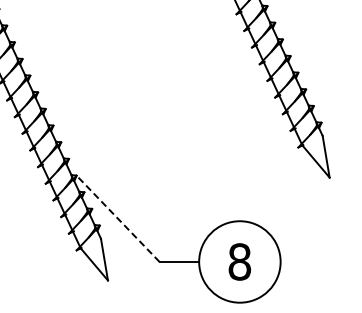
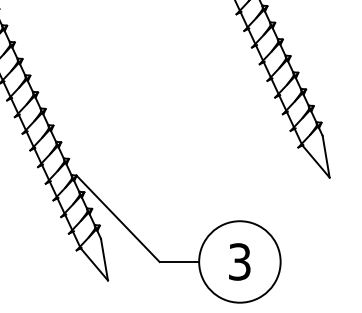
line: dashed -> solid (118, 218)
text: 8 -> 3 (239, 261)
